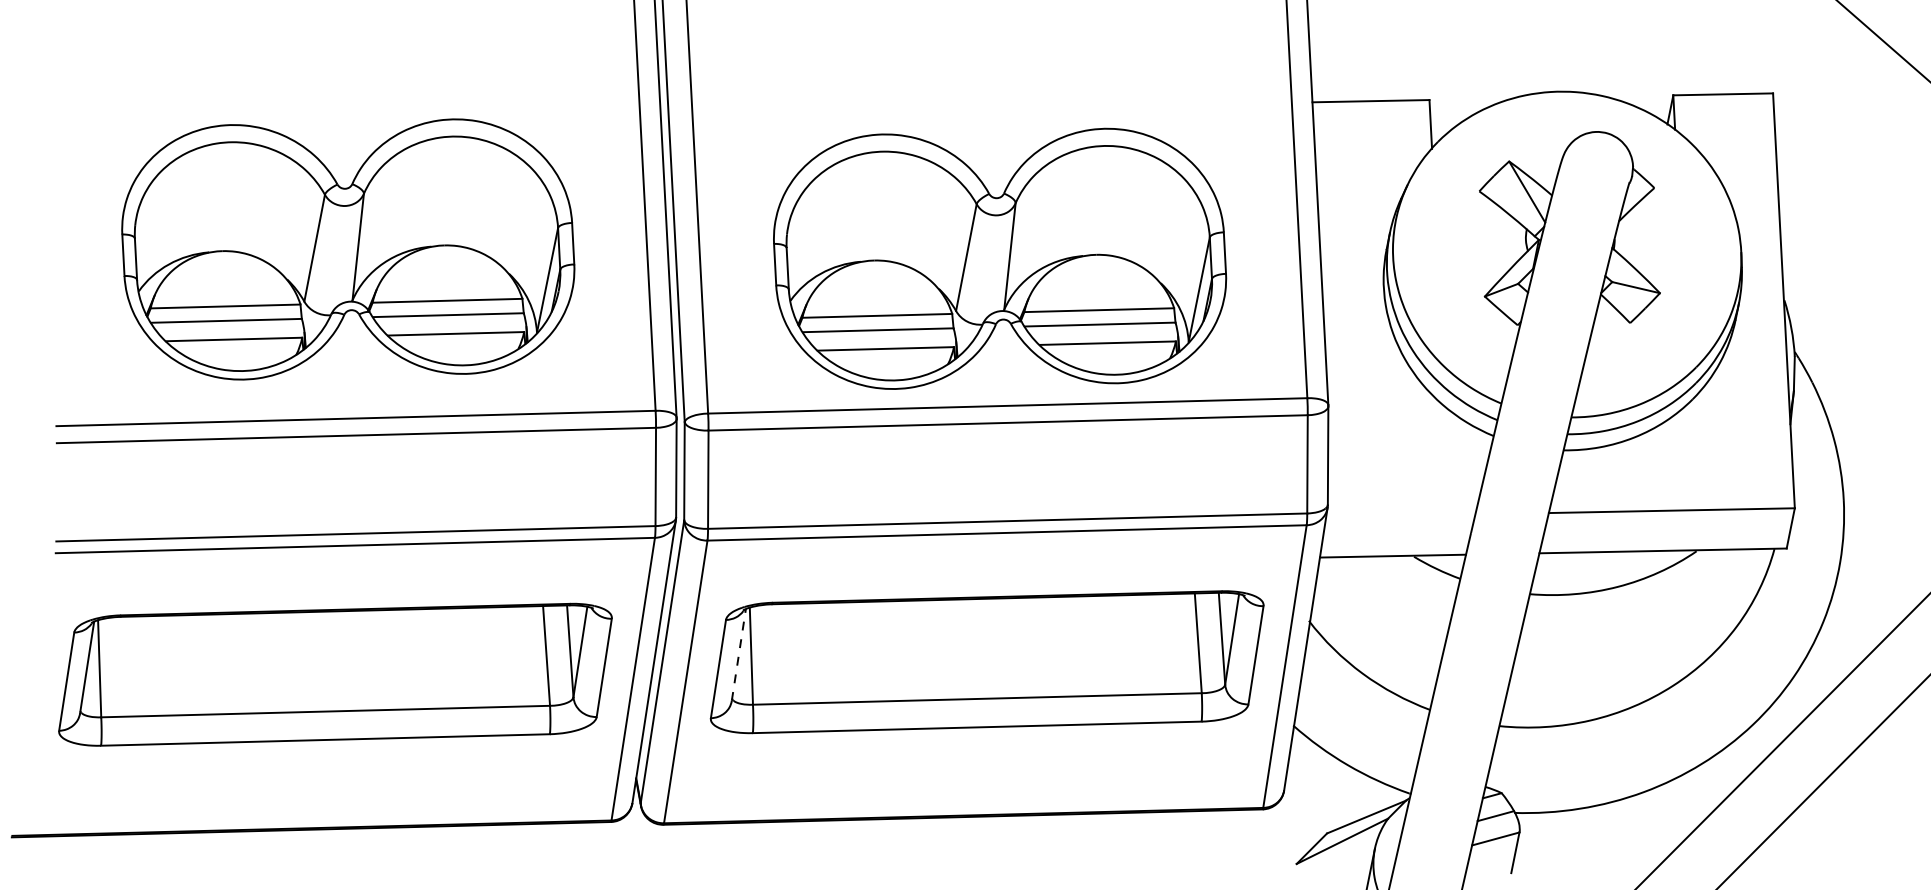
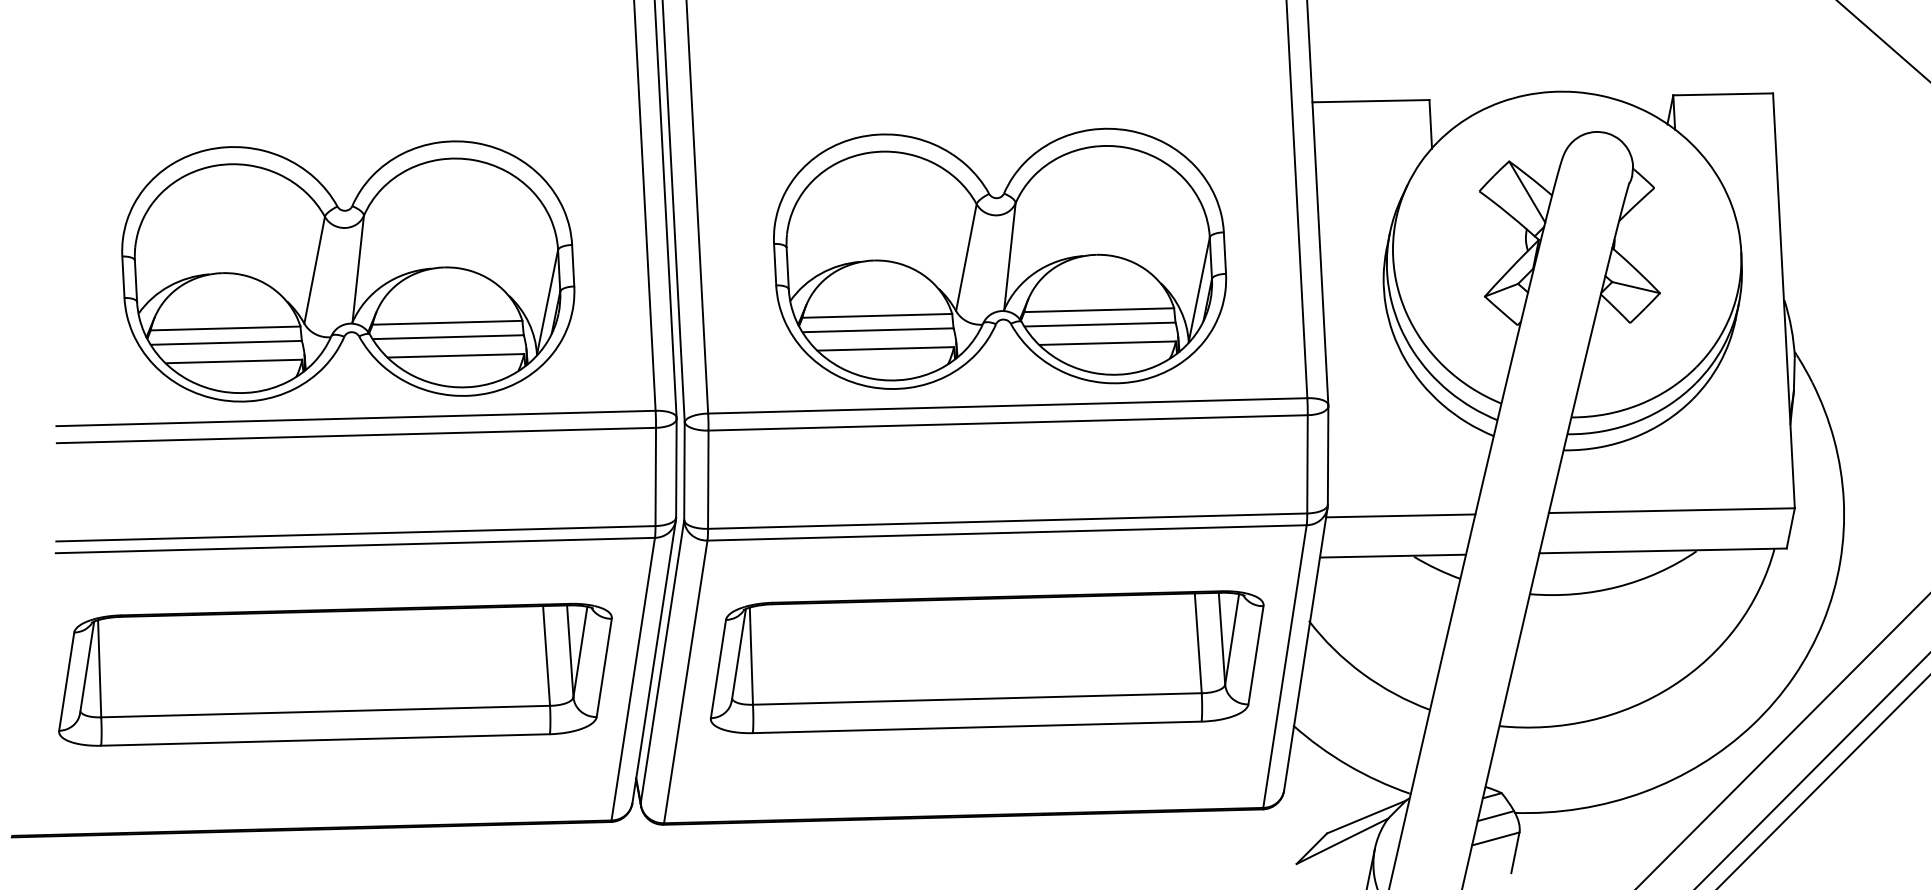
part position: (348, 249) -> (348, 271) (348, 271)
line: none -> present (1400, 515)
line: dashed -> solid (738, 654)
line: none -> present (1812, 770)
